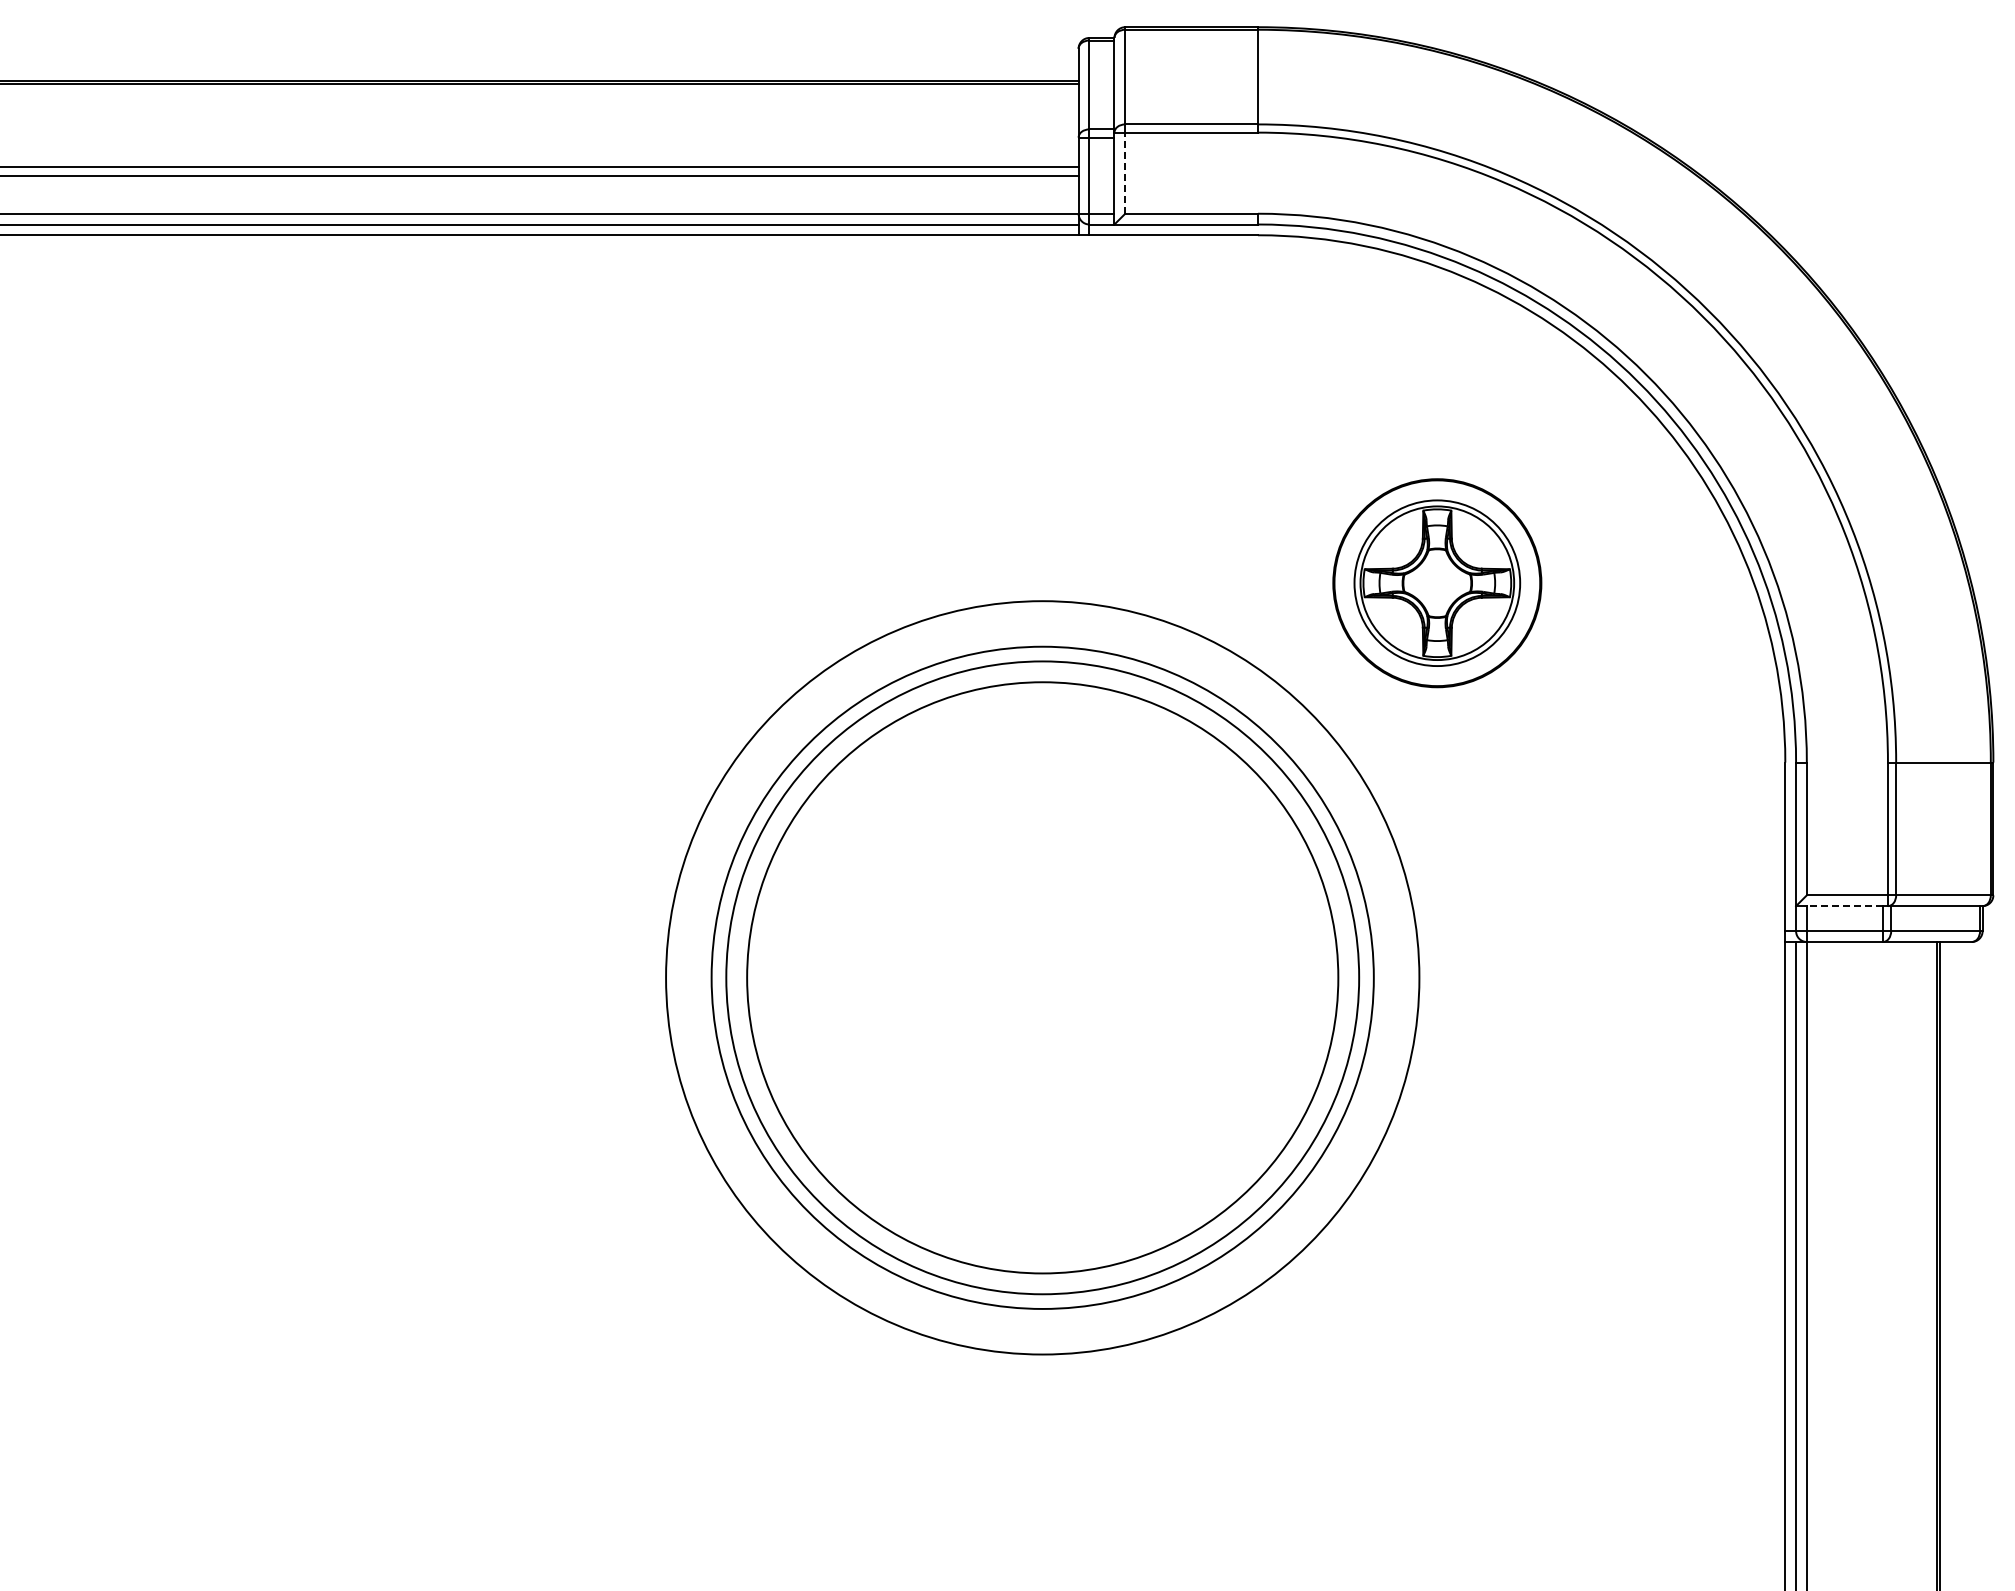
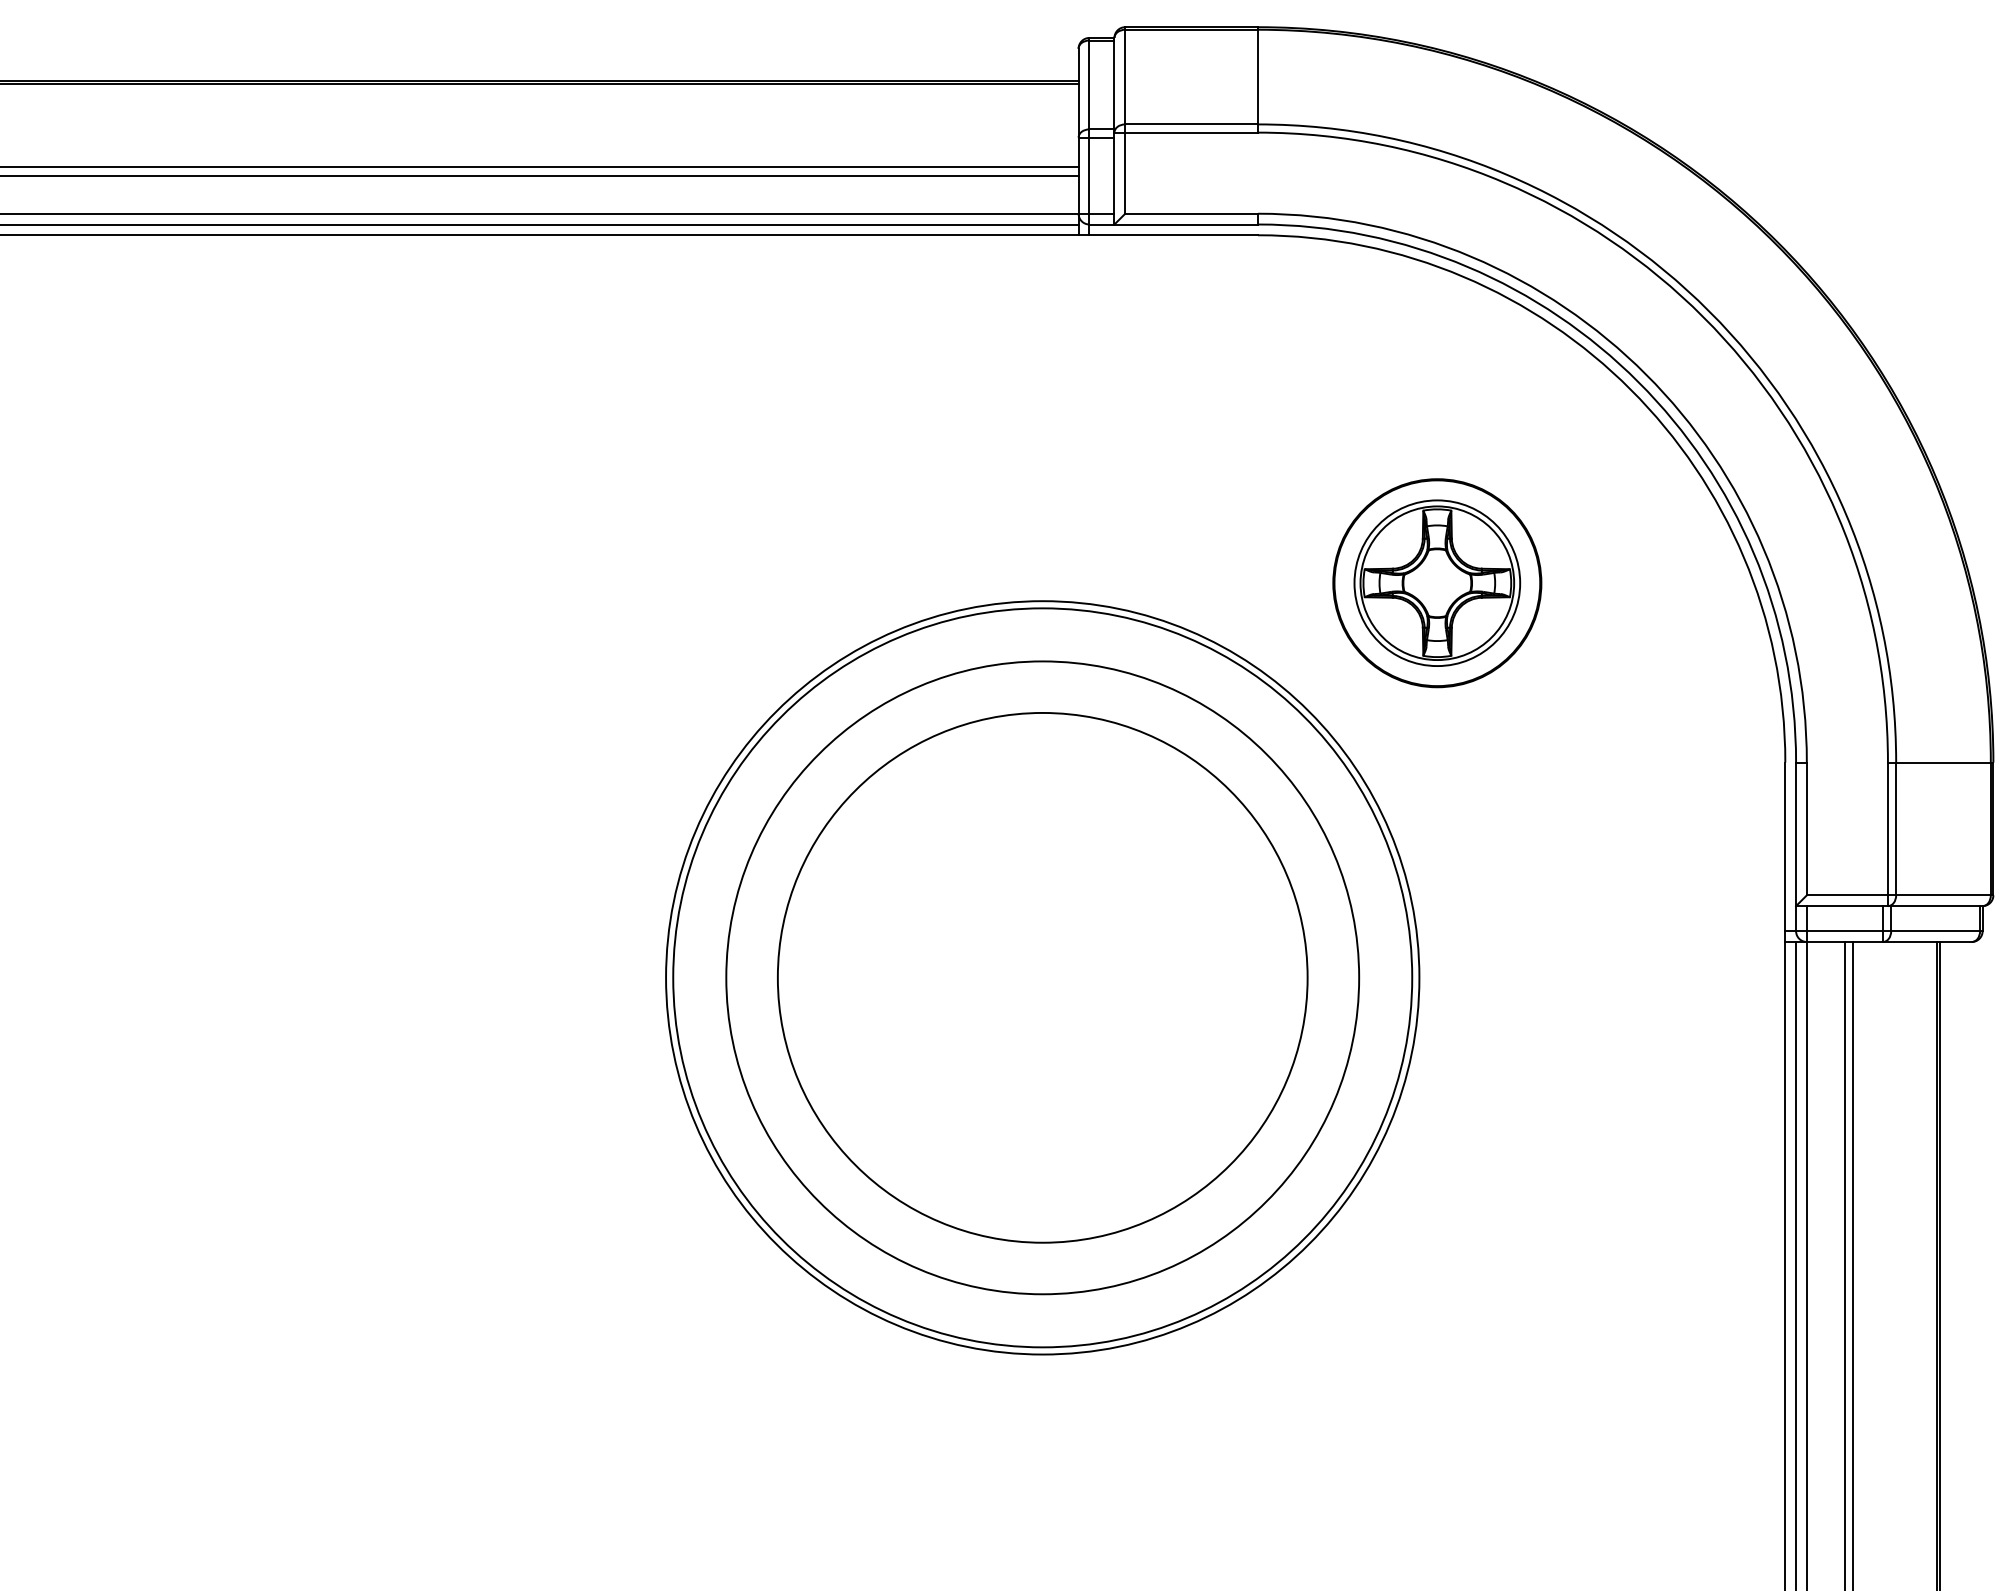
line: dashed -> solid (1125, 173)
line: dashed -> solid (1844, 906)
circle diameter: 591 px -> 739 px (1042, 977)
circle diameter: 662 px -> 530 px (1042, 977)
line: none -> present (1844, 1264)
line: none -> present (1853, 1264)
